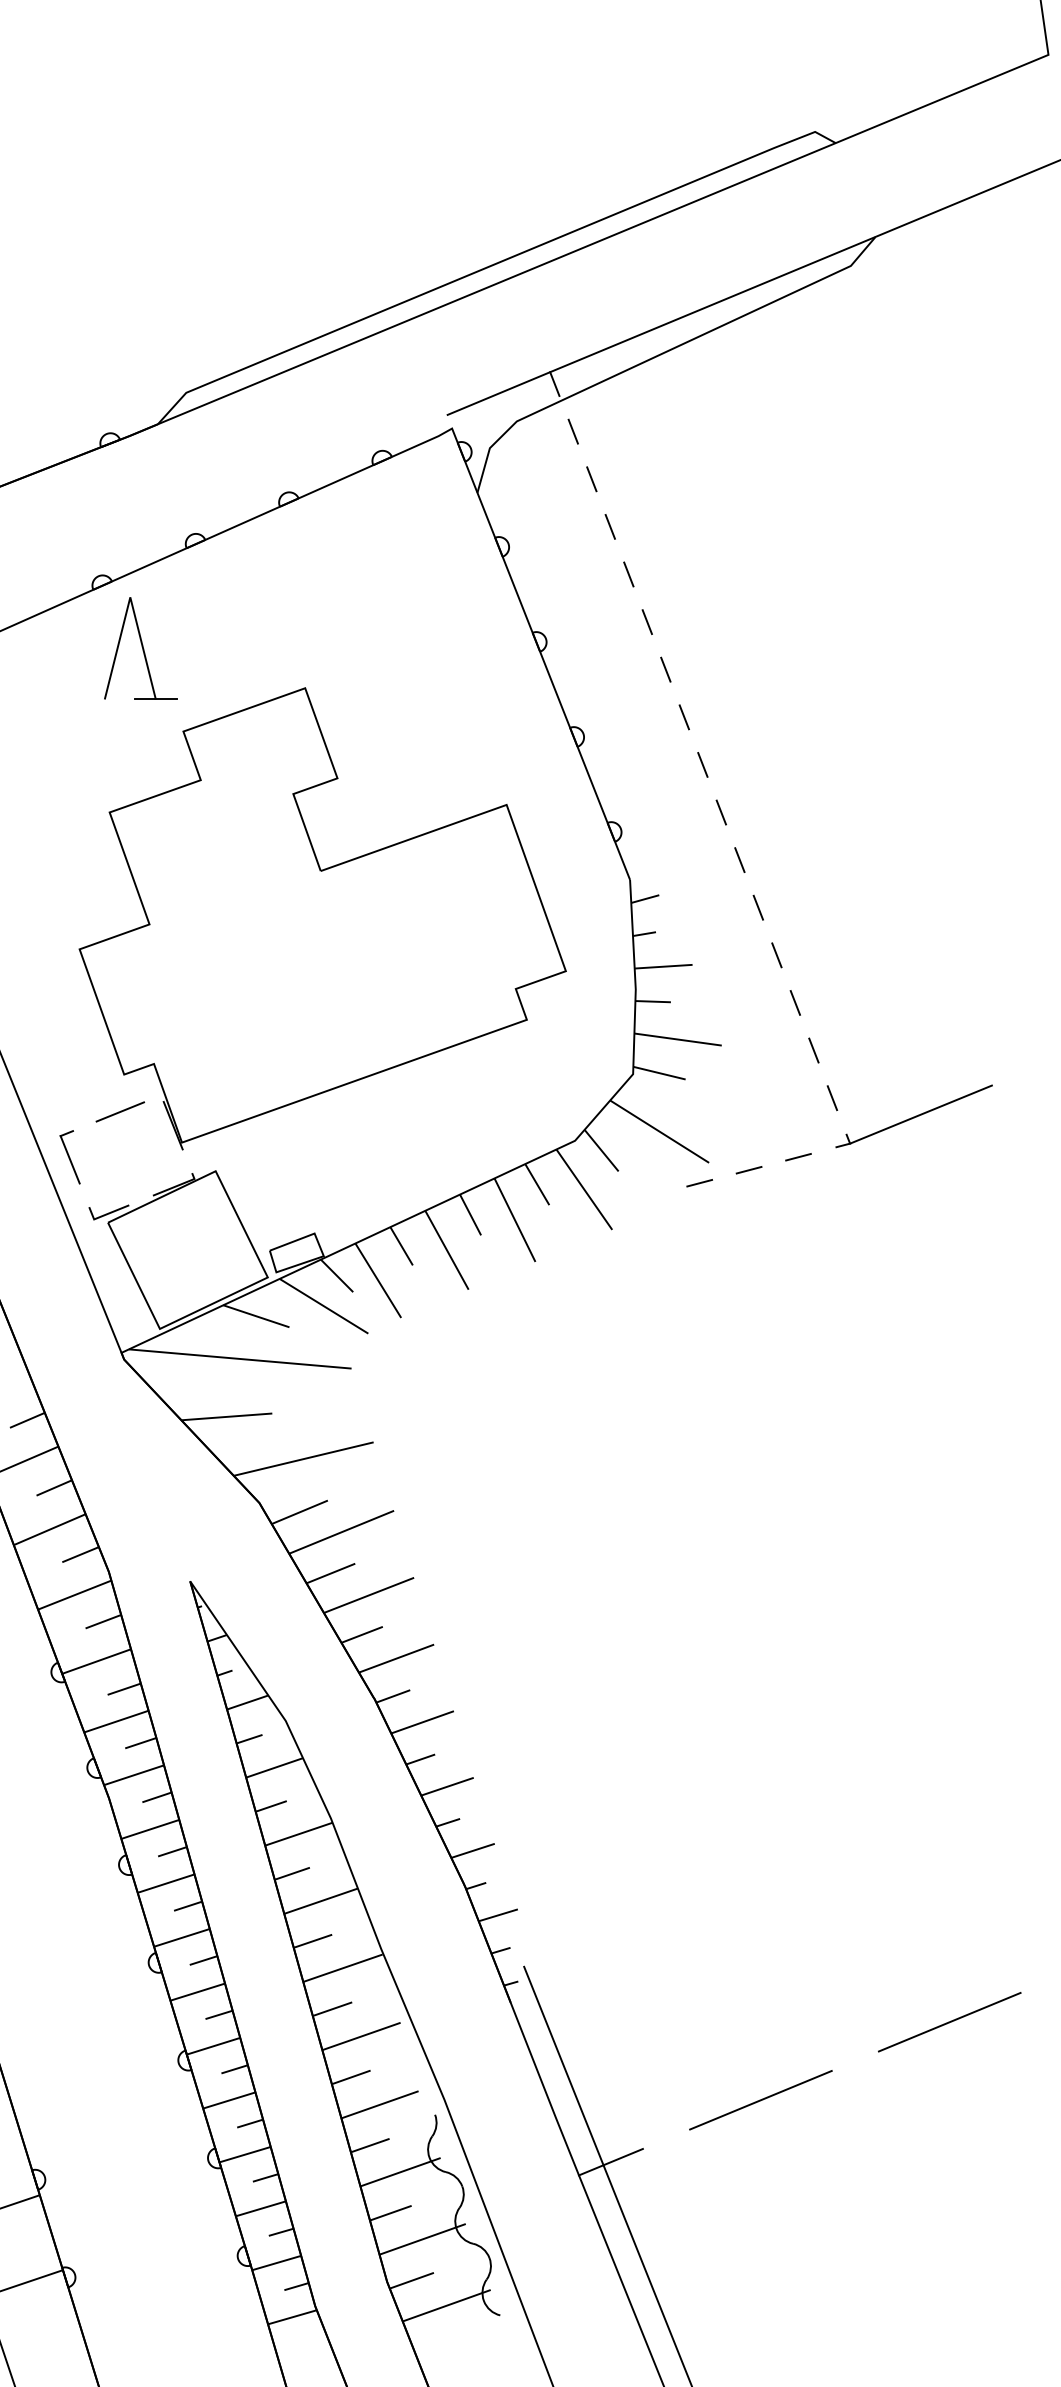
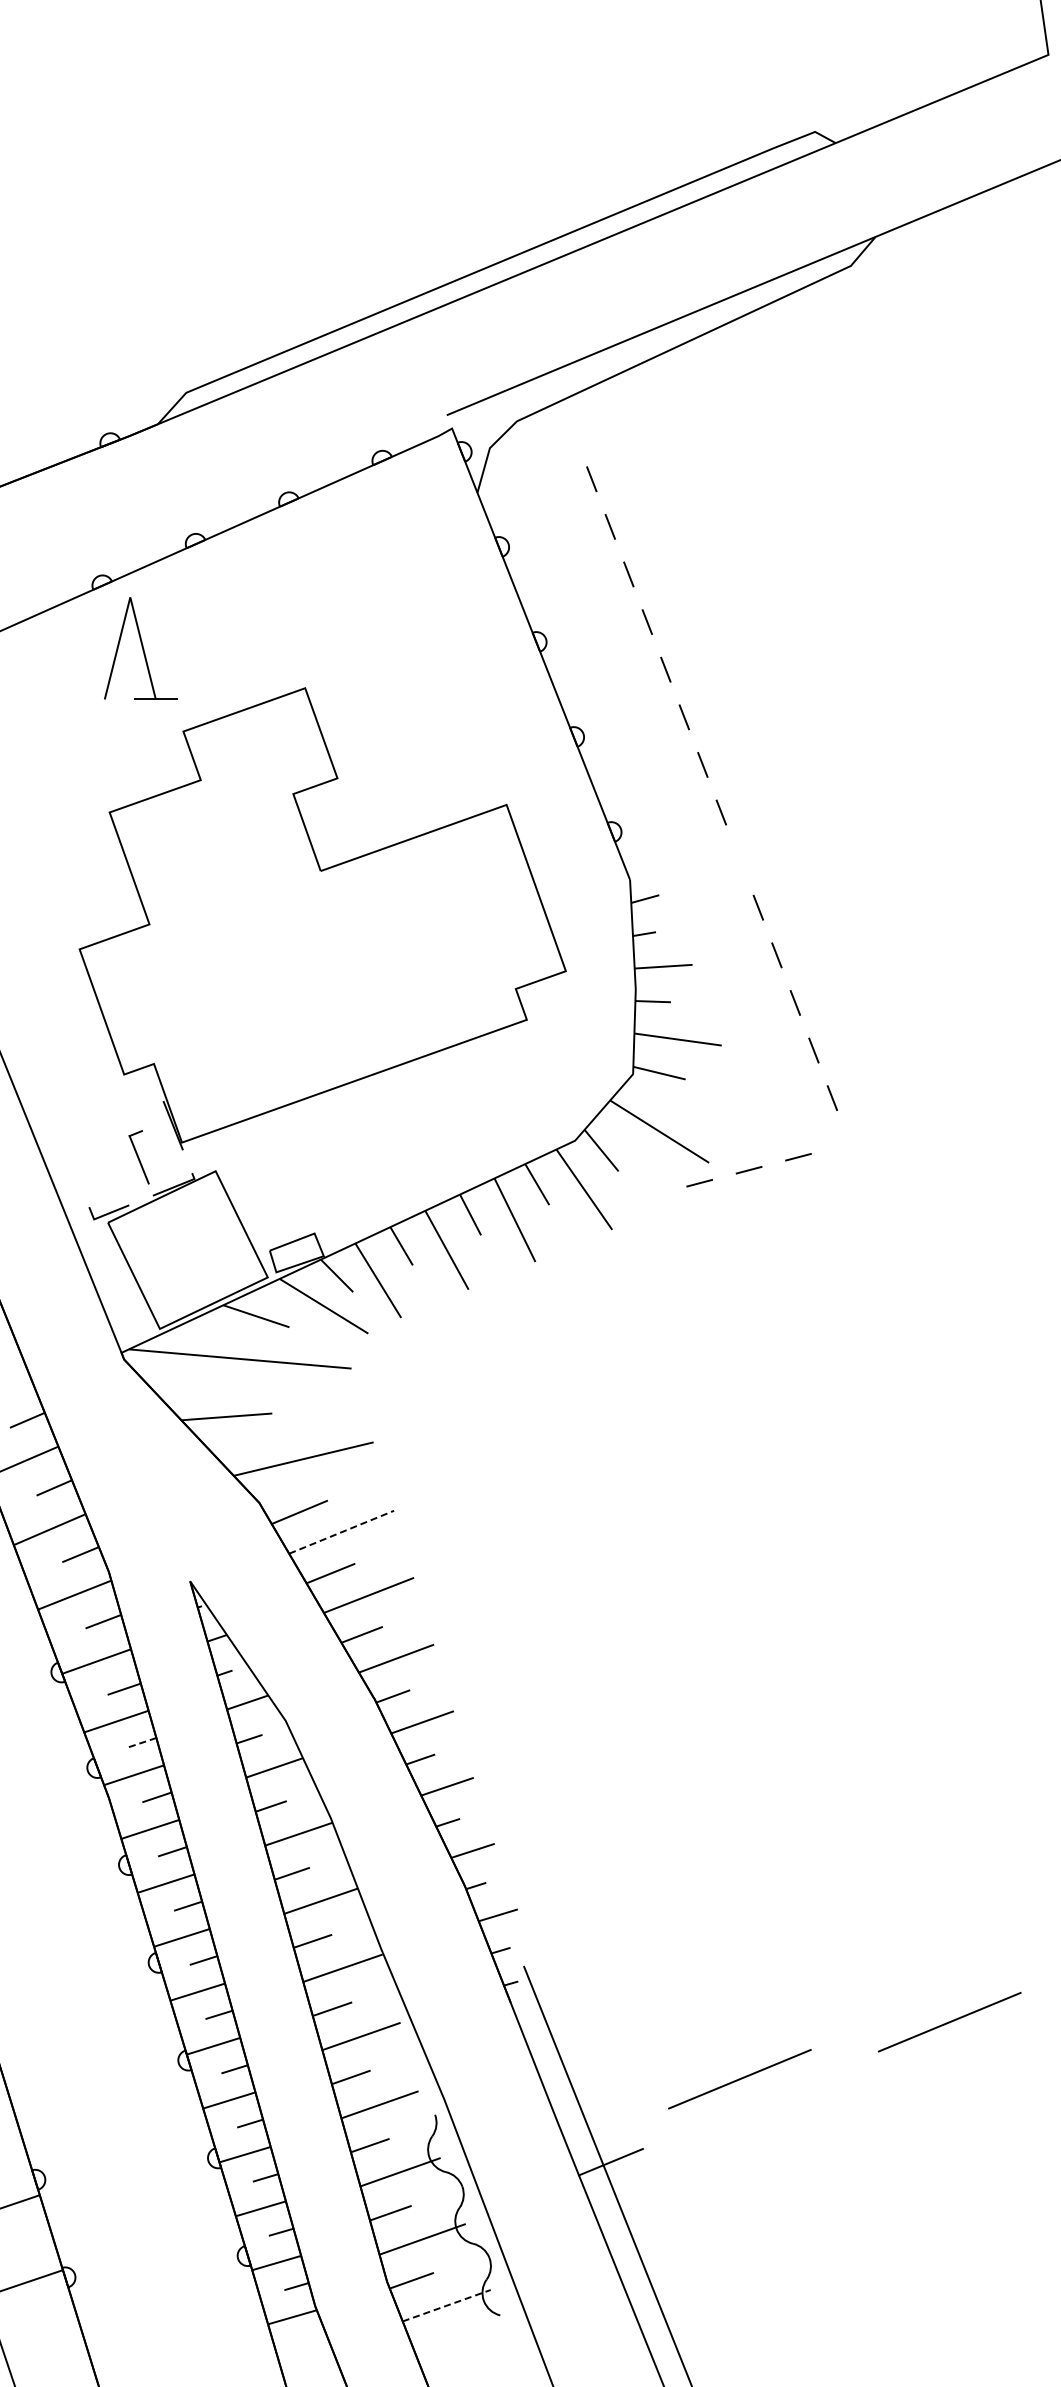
line: present -> none (554, 383)
line: present -> none (572, 431)
line: present -> none (739, 860)
line: present -> none (120, 1111)
part: present -> none (913, 1116)
part position: (69, 1157) -> (138, 1157) (138, 1157)
line: solid -> dashed (341, 1532)
line: solid -> dashed (140, 1743)
line position: (760, 2100) -> (739, 2079) (739, 2079)
line: solid -> dashed (446, 2305)
